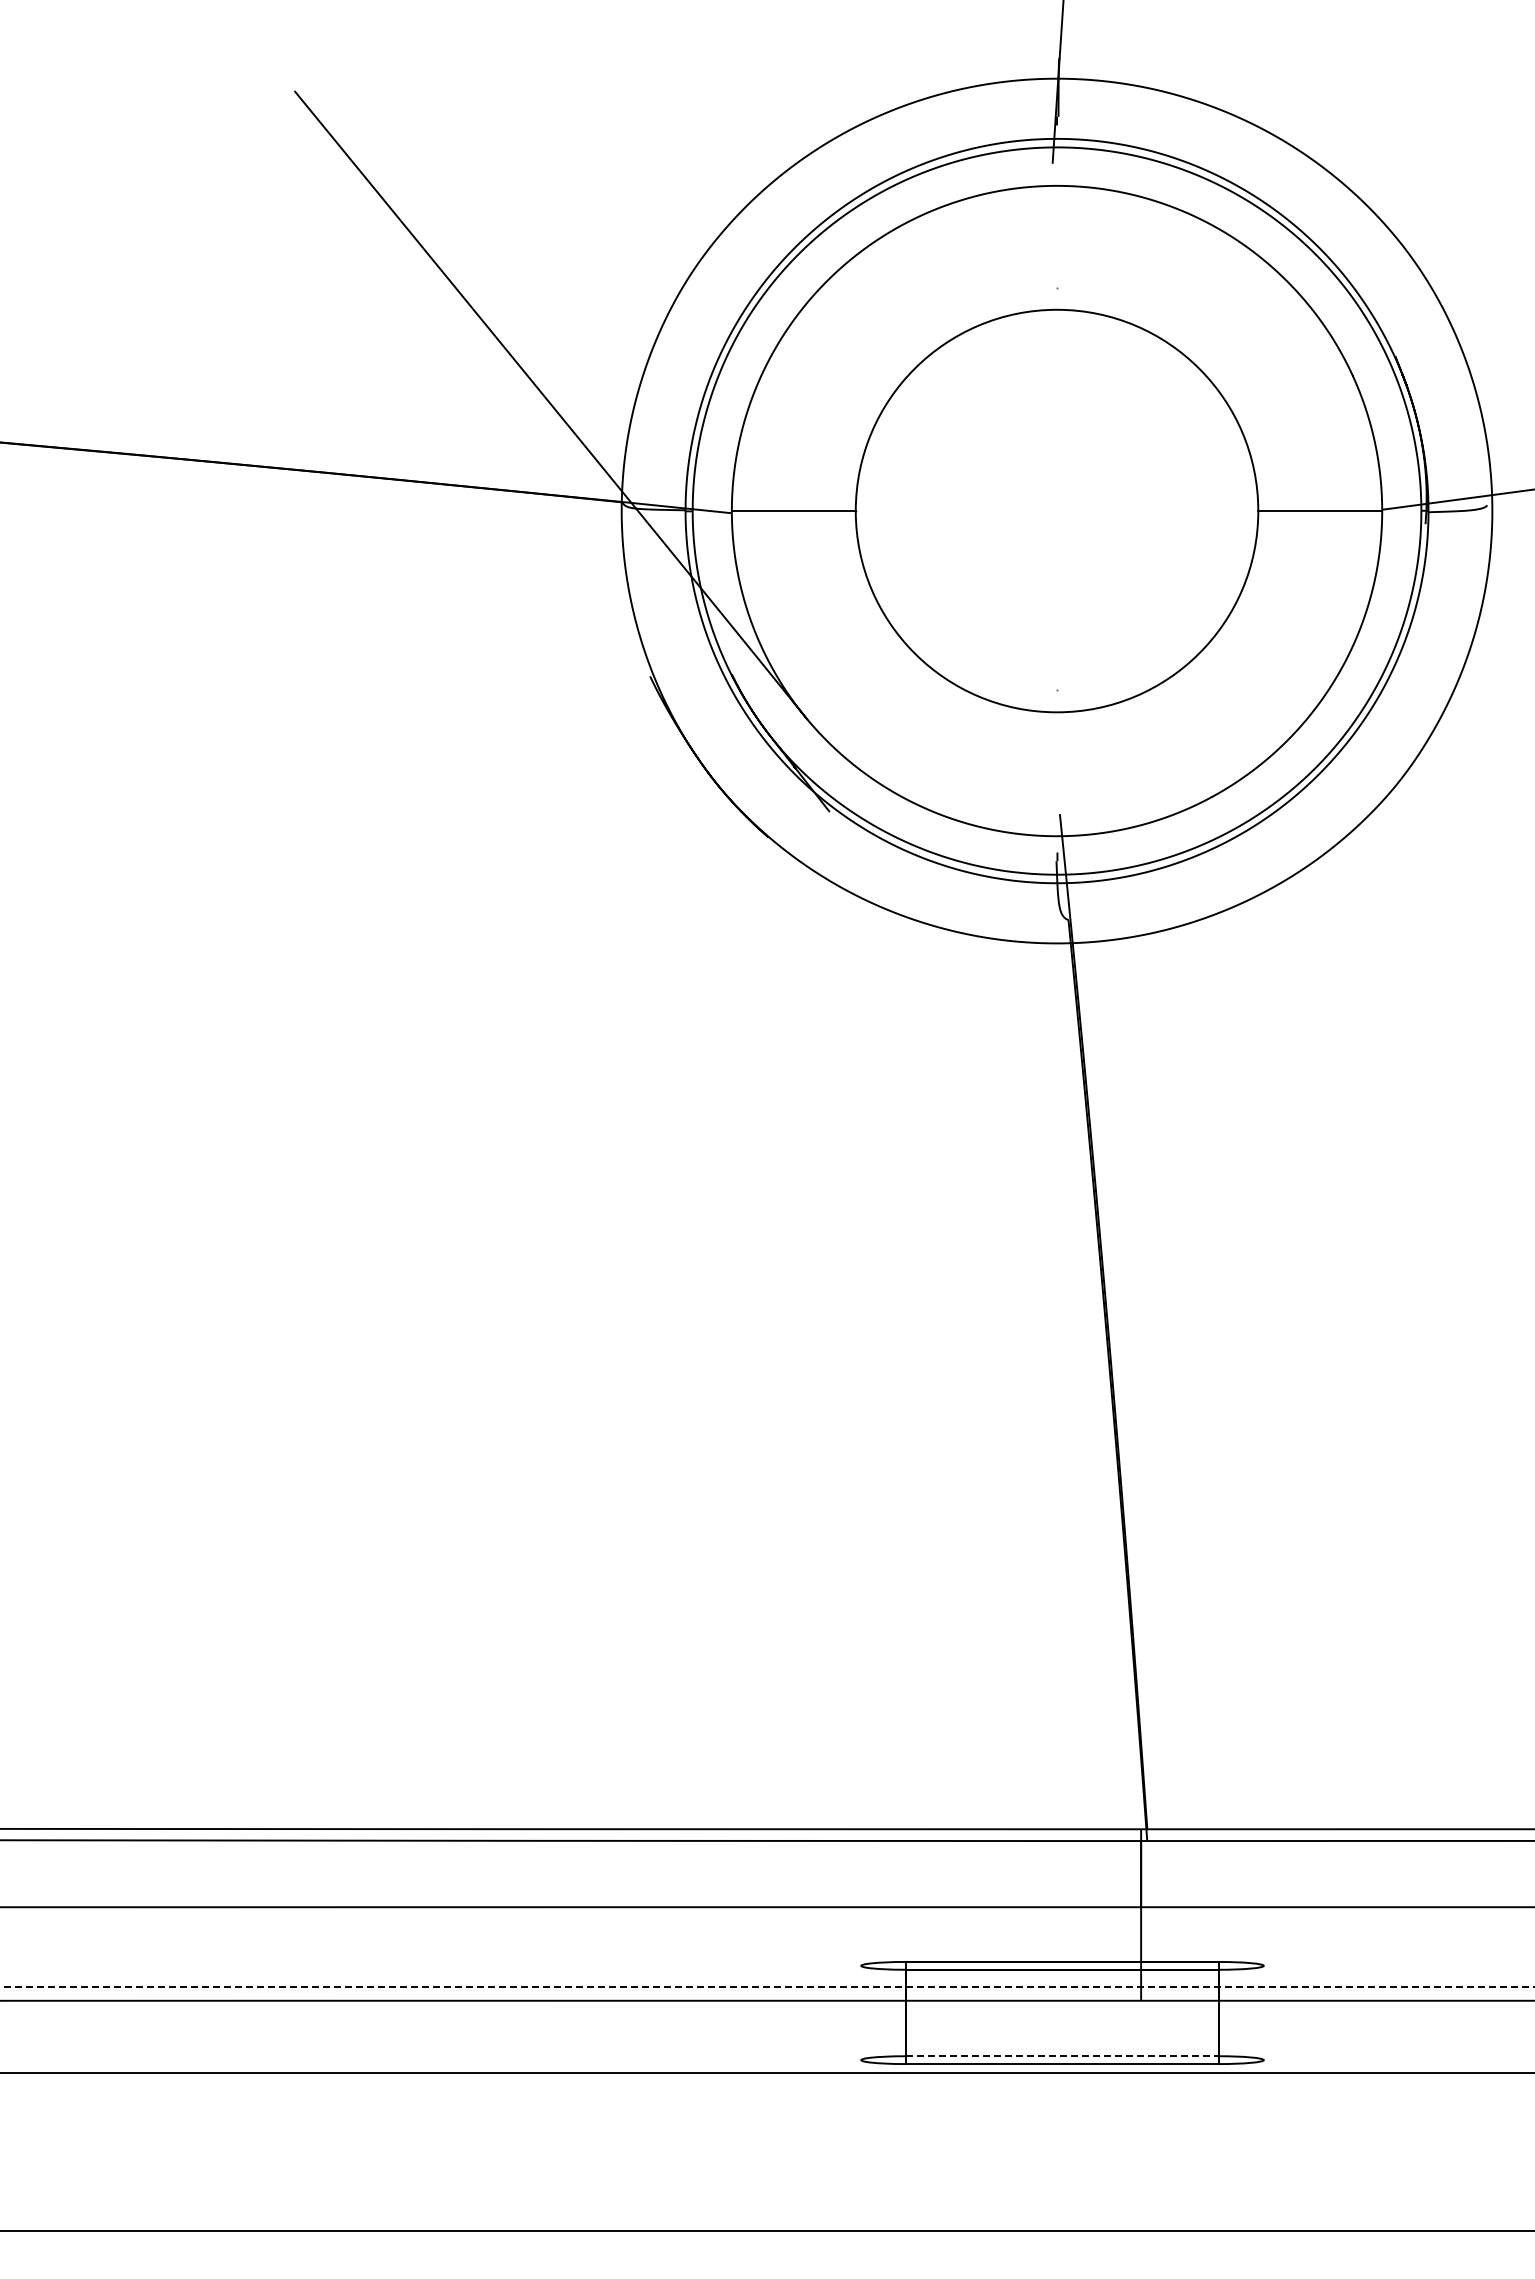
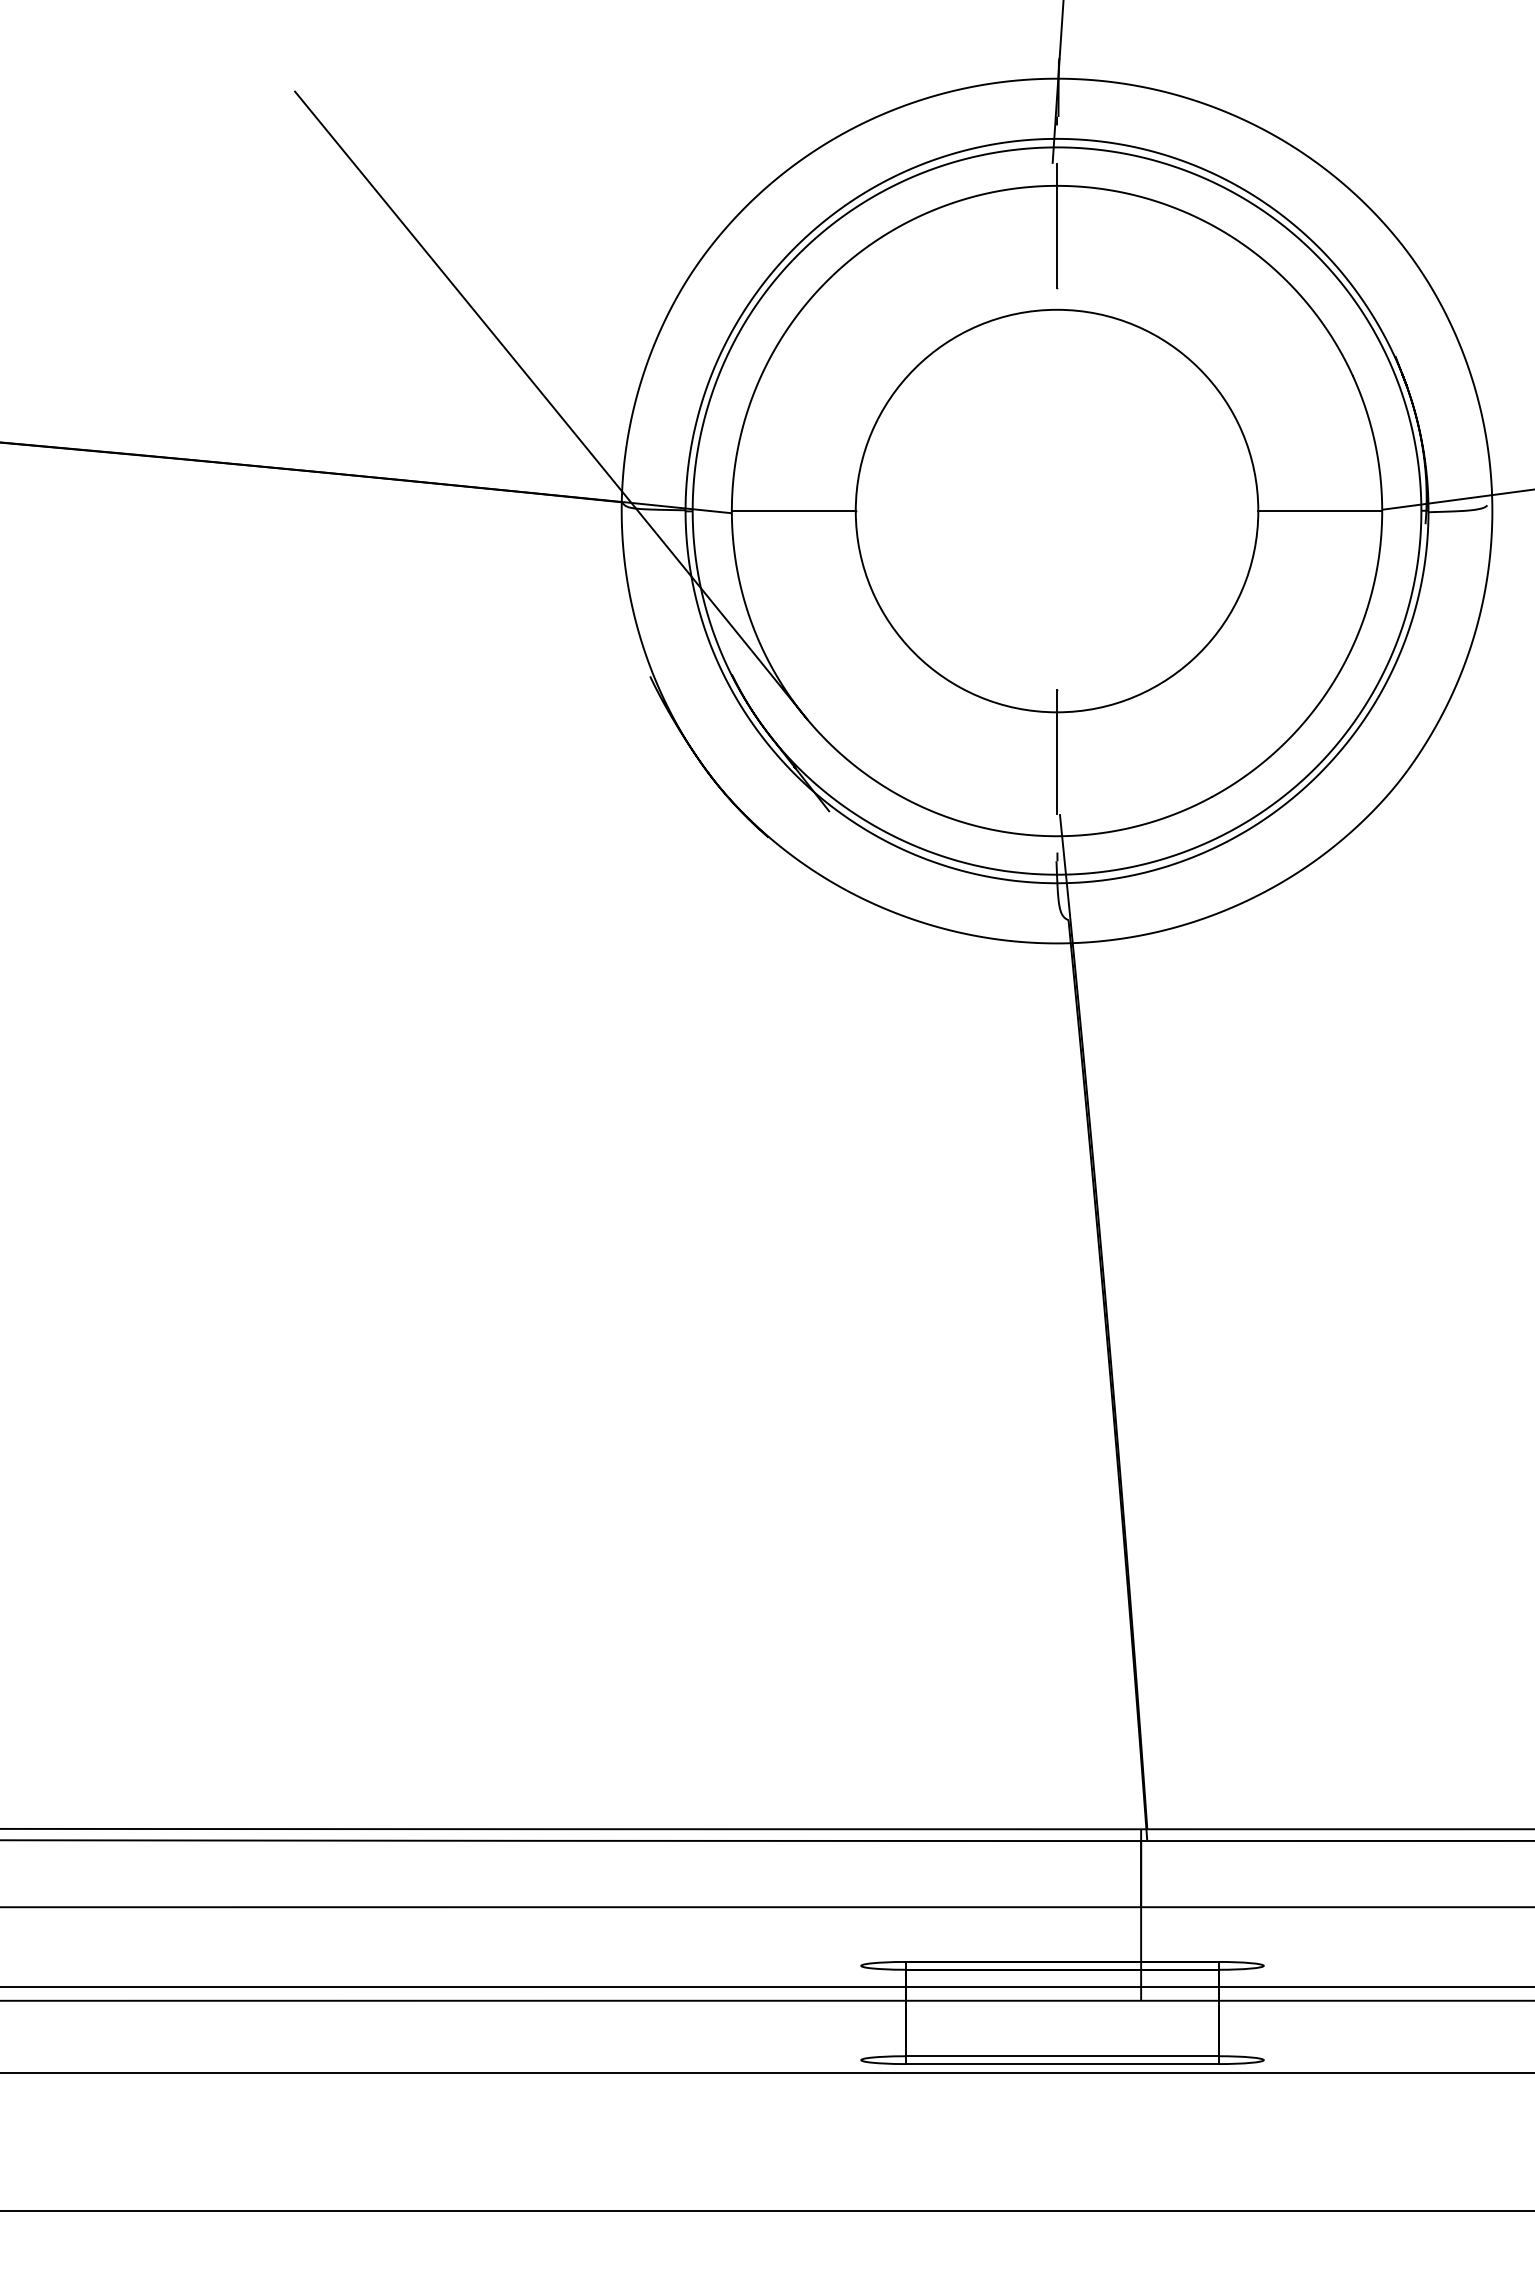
line: none -> present (1057, 225)
line: none -> present (1057, 752)
line: dashed -> solid (768, 1987)
line: dashed -> solid (1062, 2056)
line position: (766, 2230) -> (766, 2210) (766, 2210)
